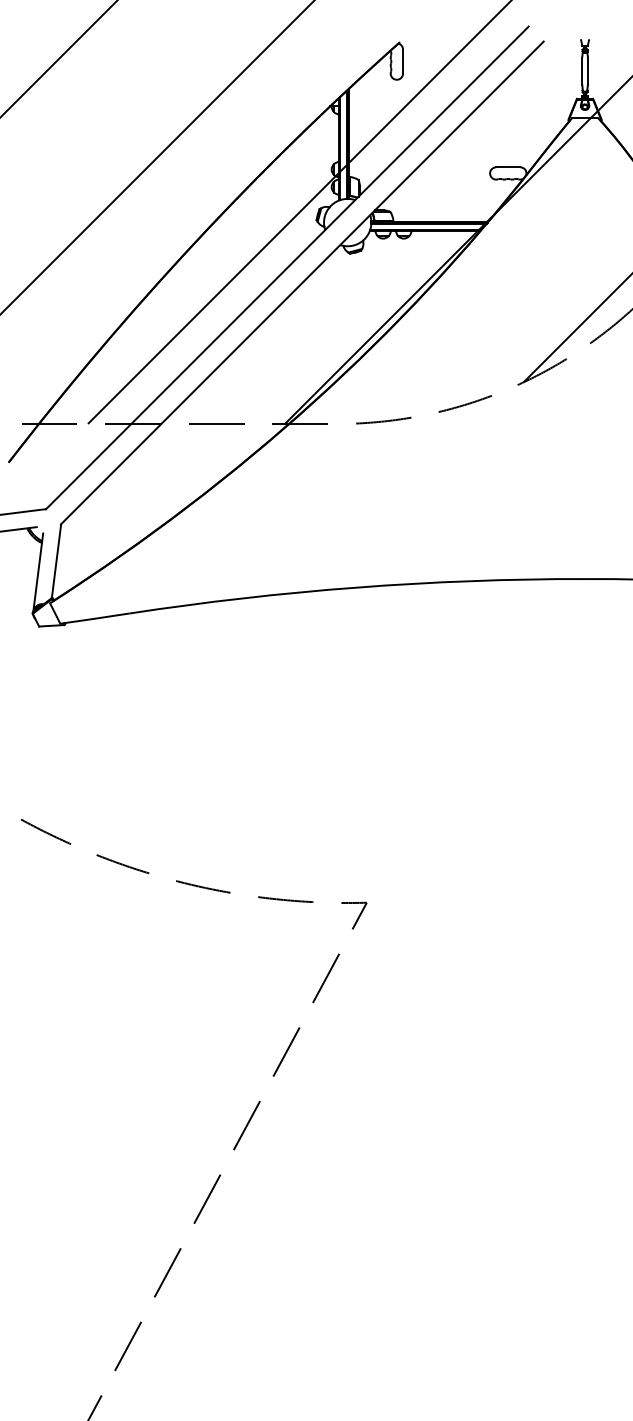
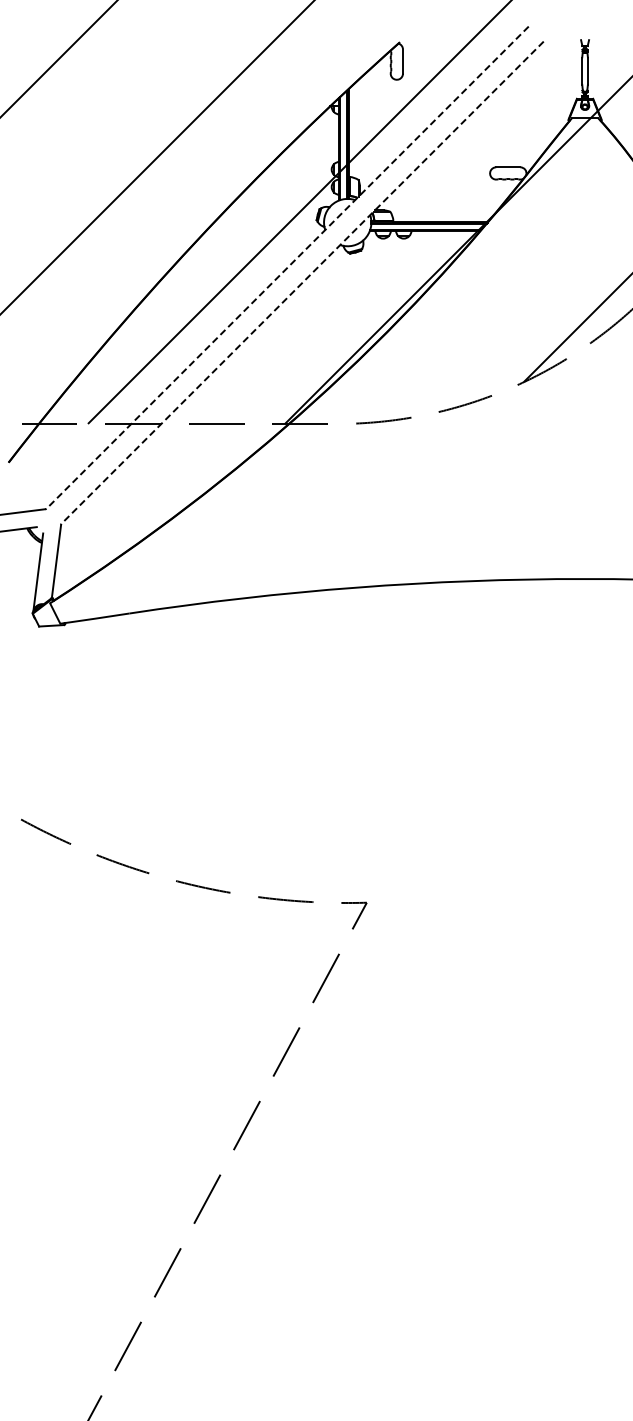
line: solid -> dashed (286, 268)
line: solid -> dashed (301, 283)
